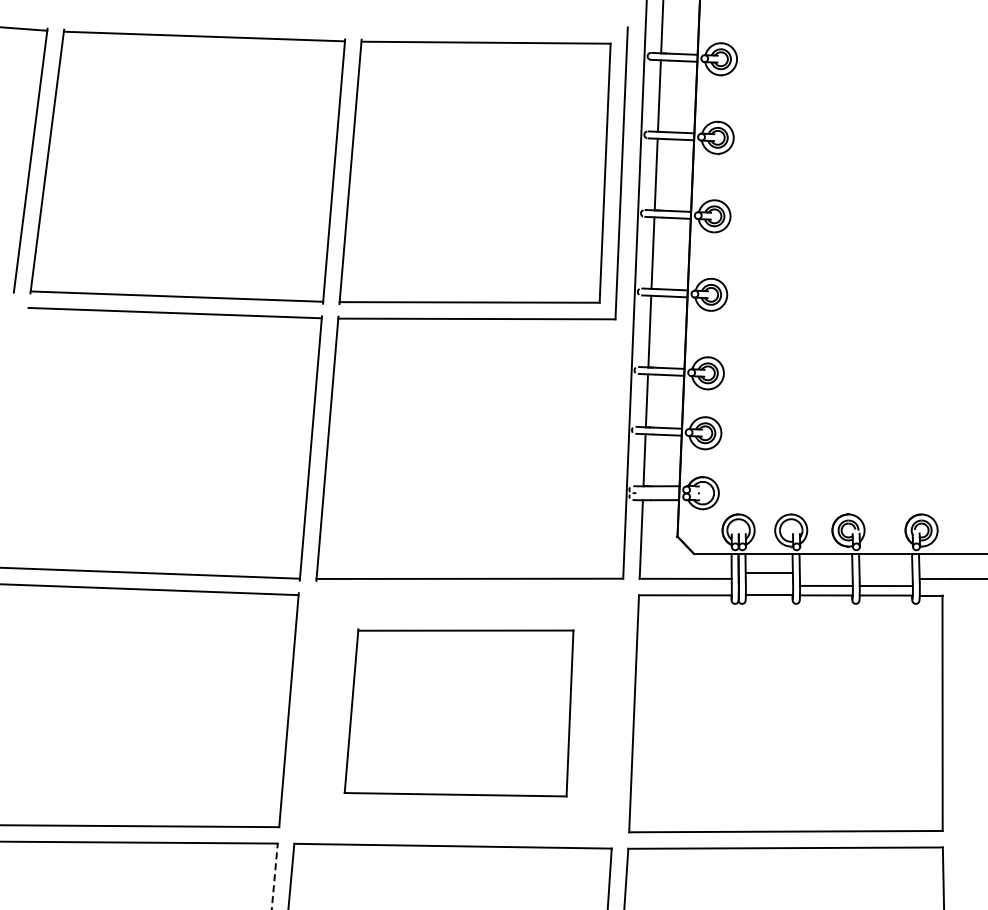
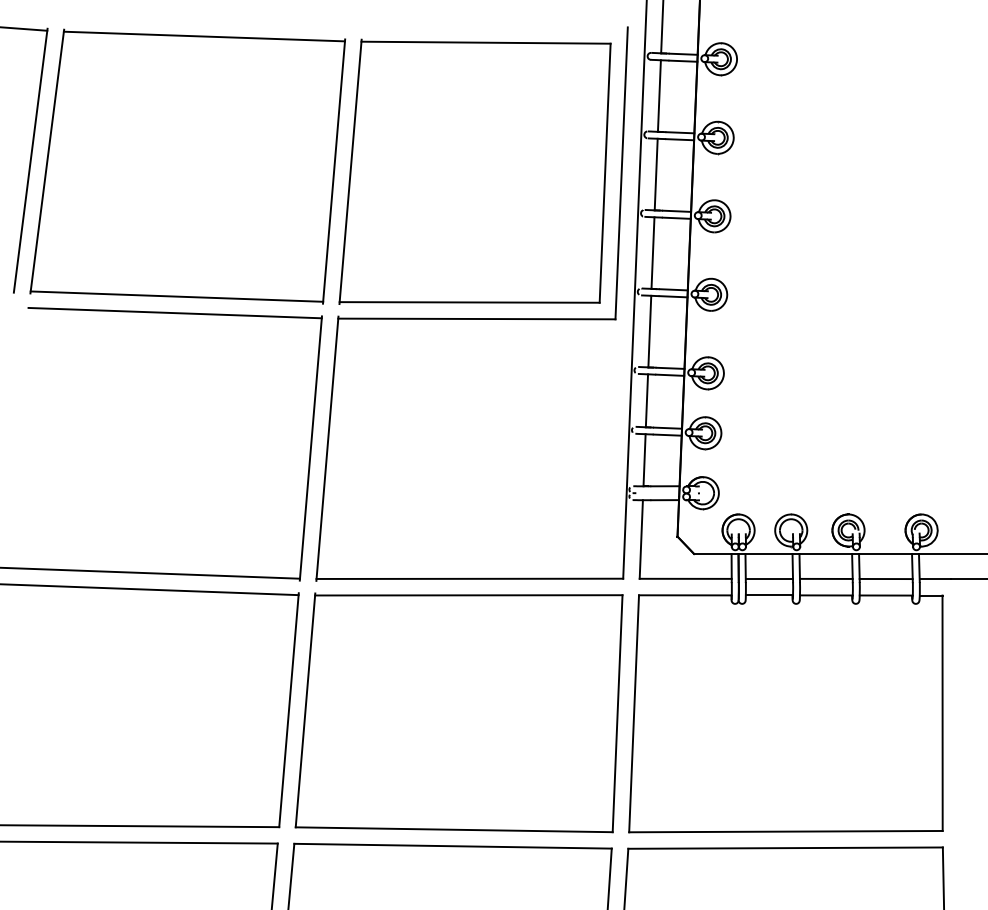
line position: (768, 572) -> (768, 578) (768, 578)
line position: (825, 585) -> (825, 578) (825, 578)
line position: (885, 585) -> (885, 578) (885, 578)
part size: 232x170 px -> 330x242 px (458, 712)
line: dashed -> solid (274, 876)
